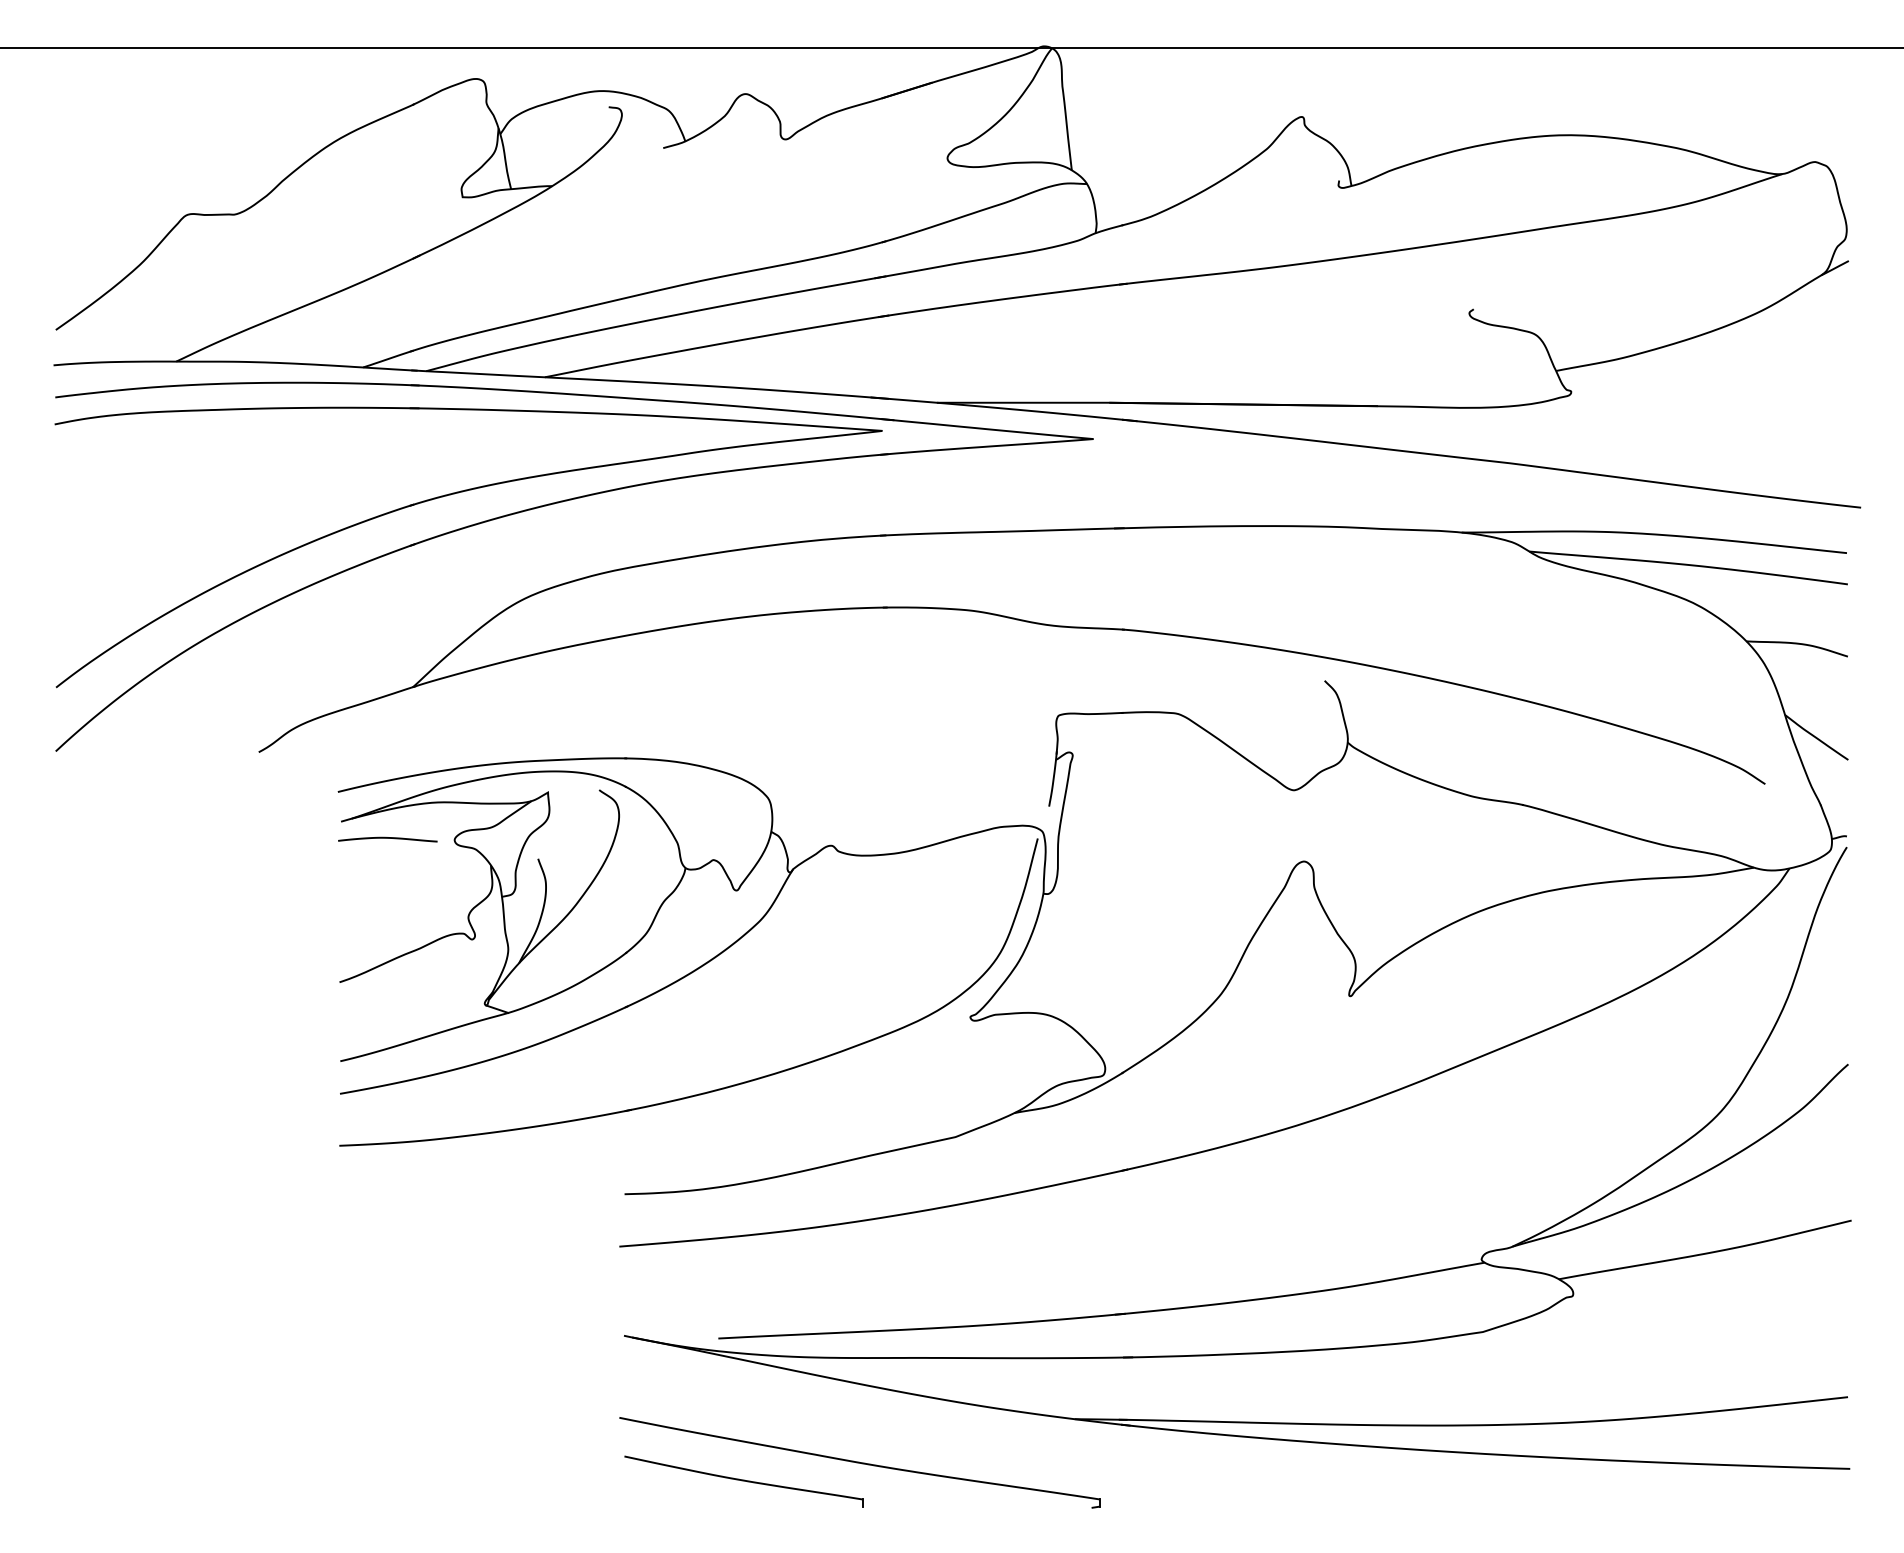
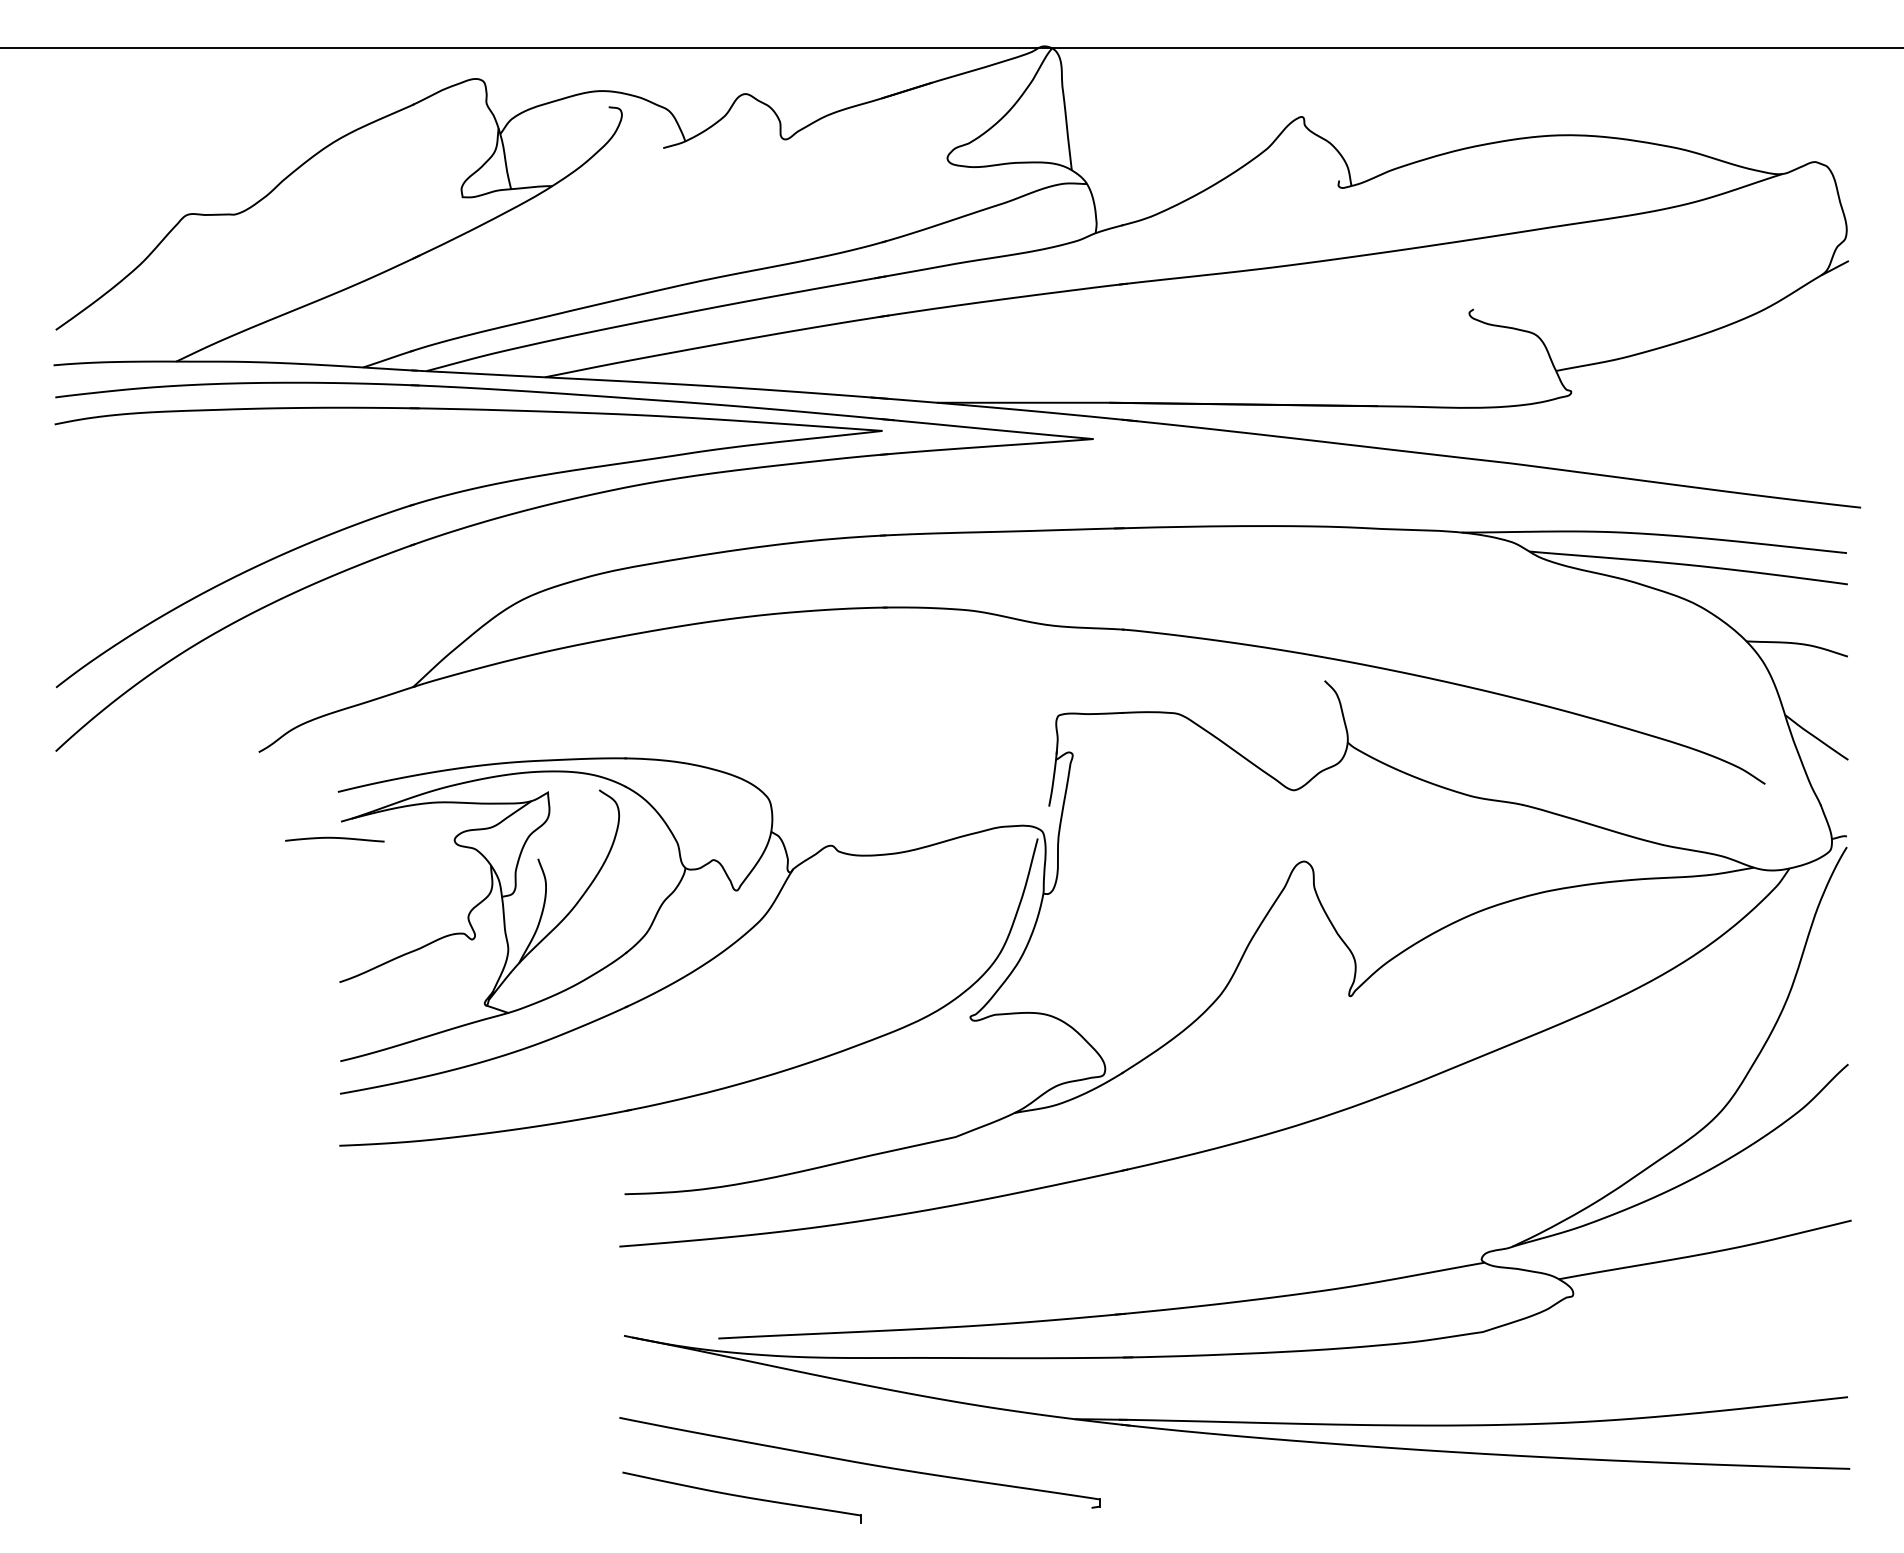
curve position: (387, 838) -> (334, 838) (334, 838)
part position: (743, 1481) -> (741, 1497) (741, 1497)
